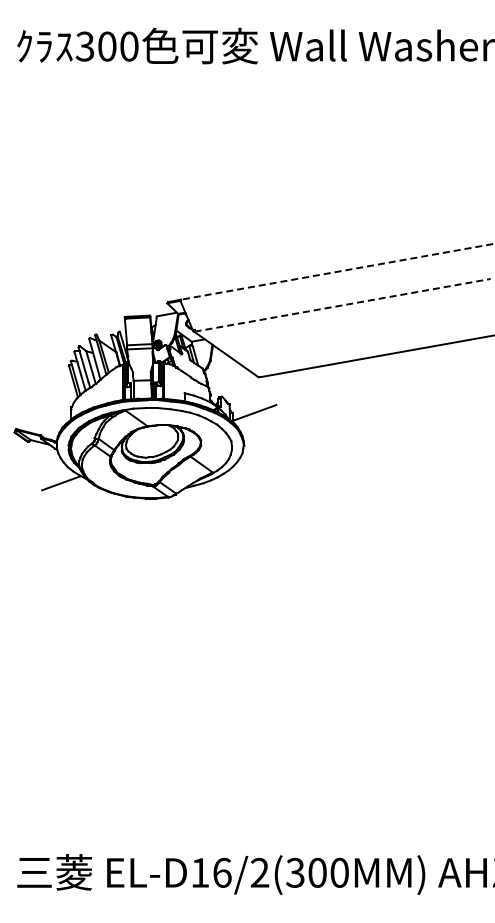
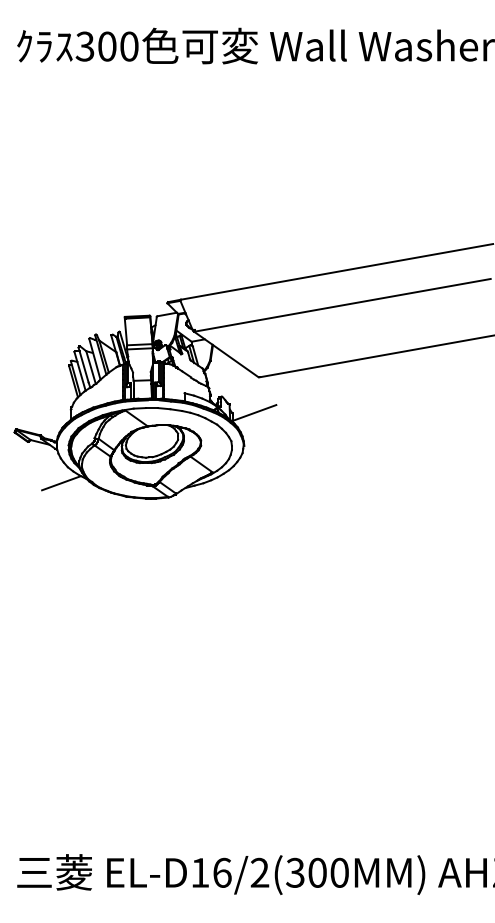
line: dashed -> solid (336, 271)
line: dashed -> solid (343, 305)
